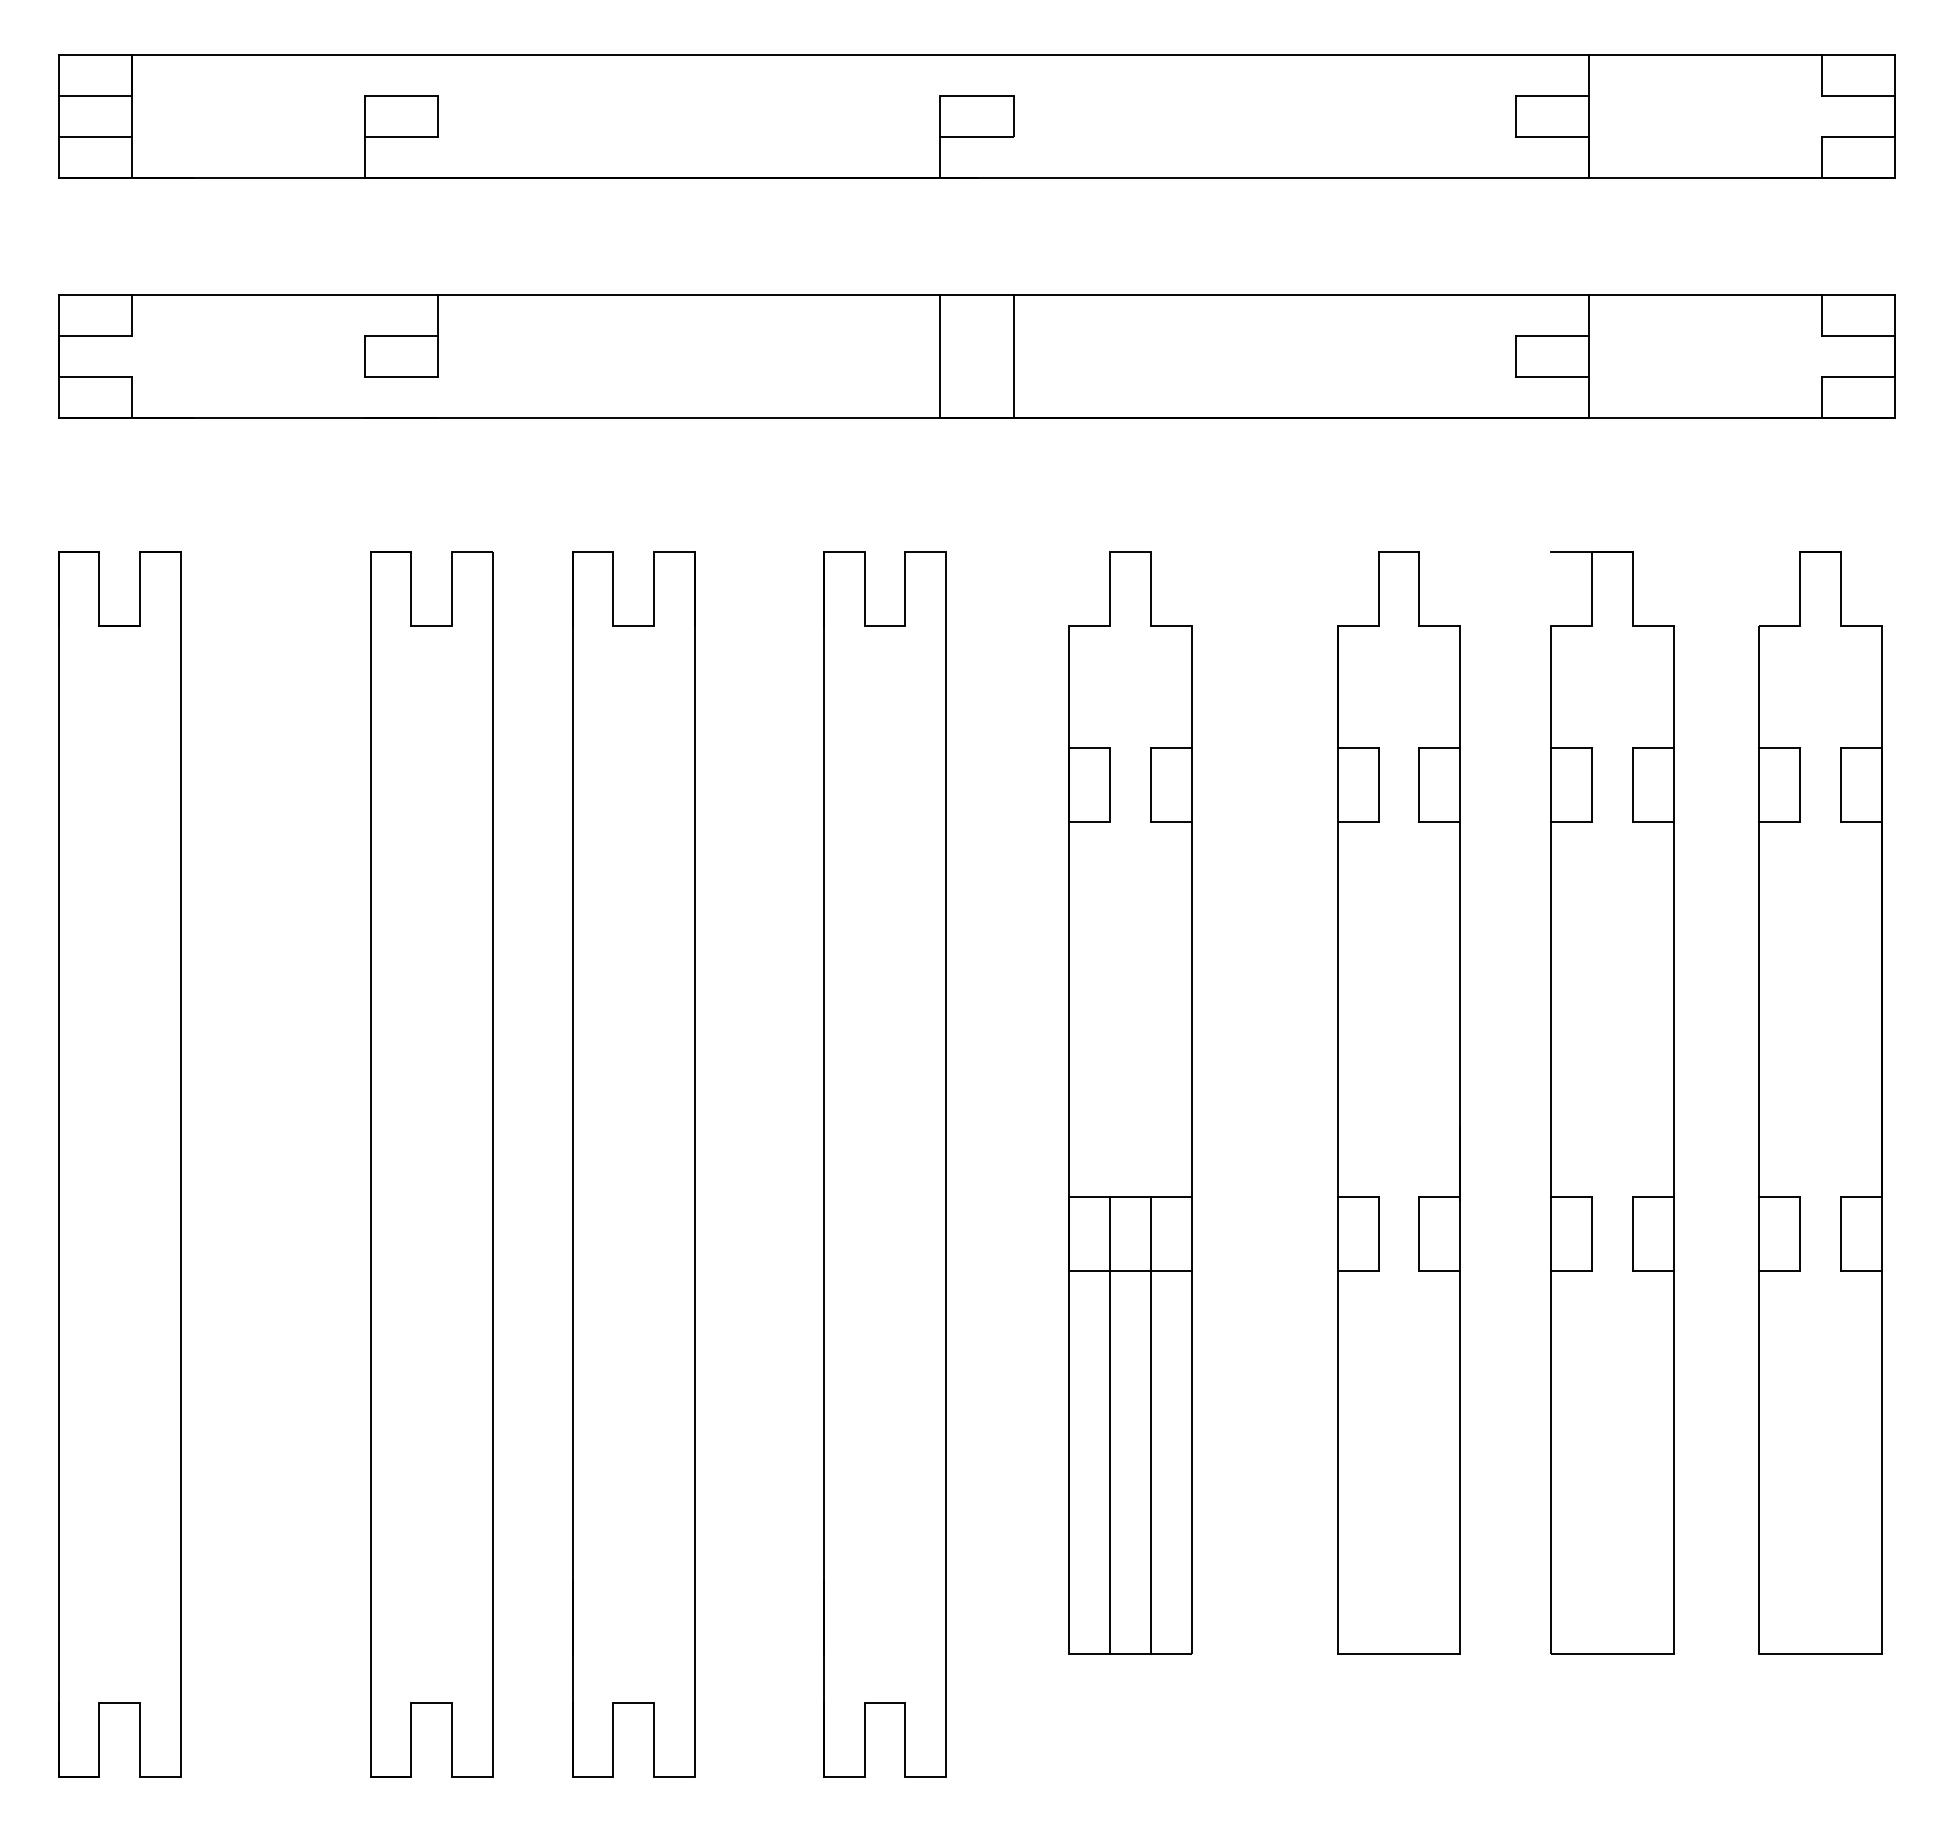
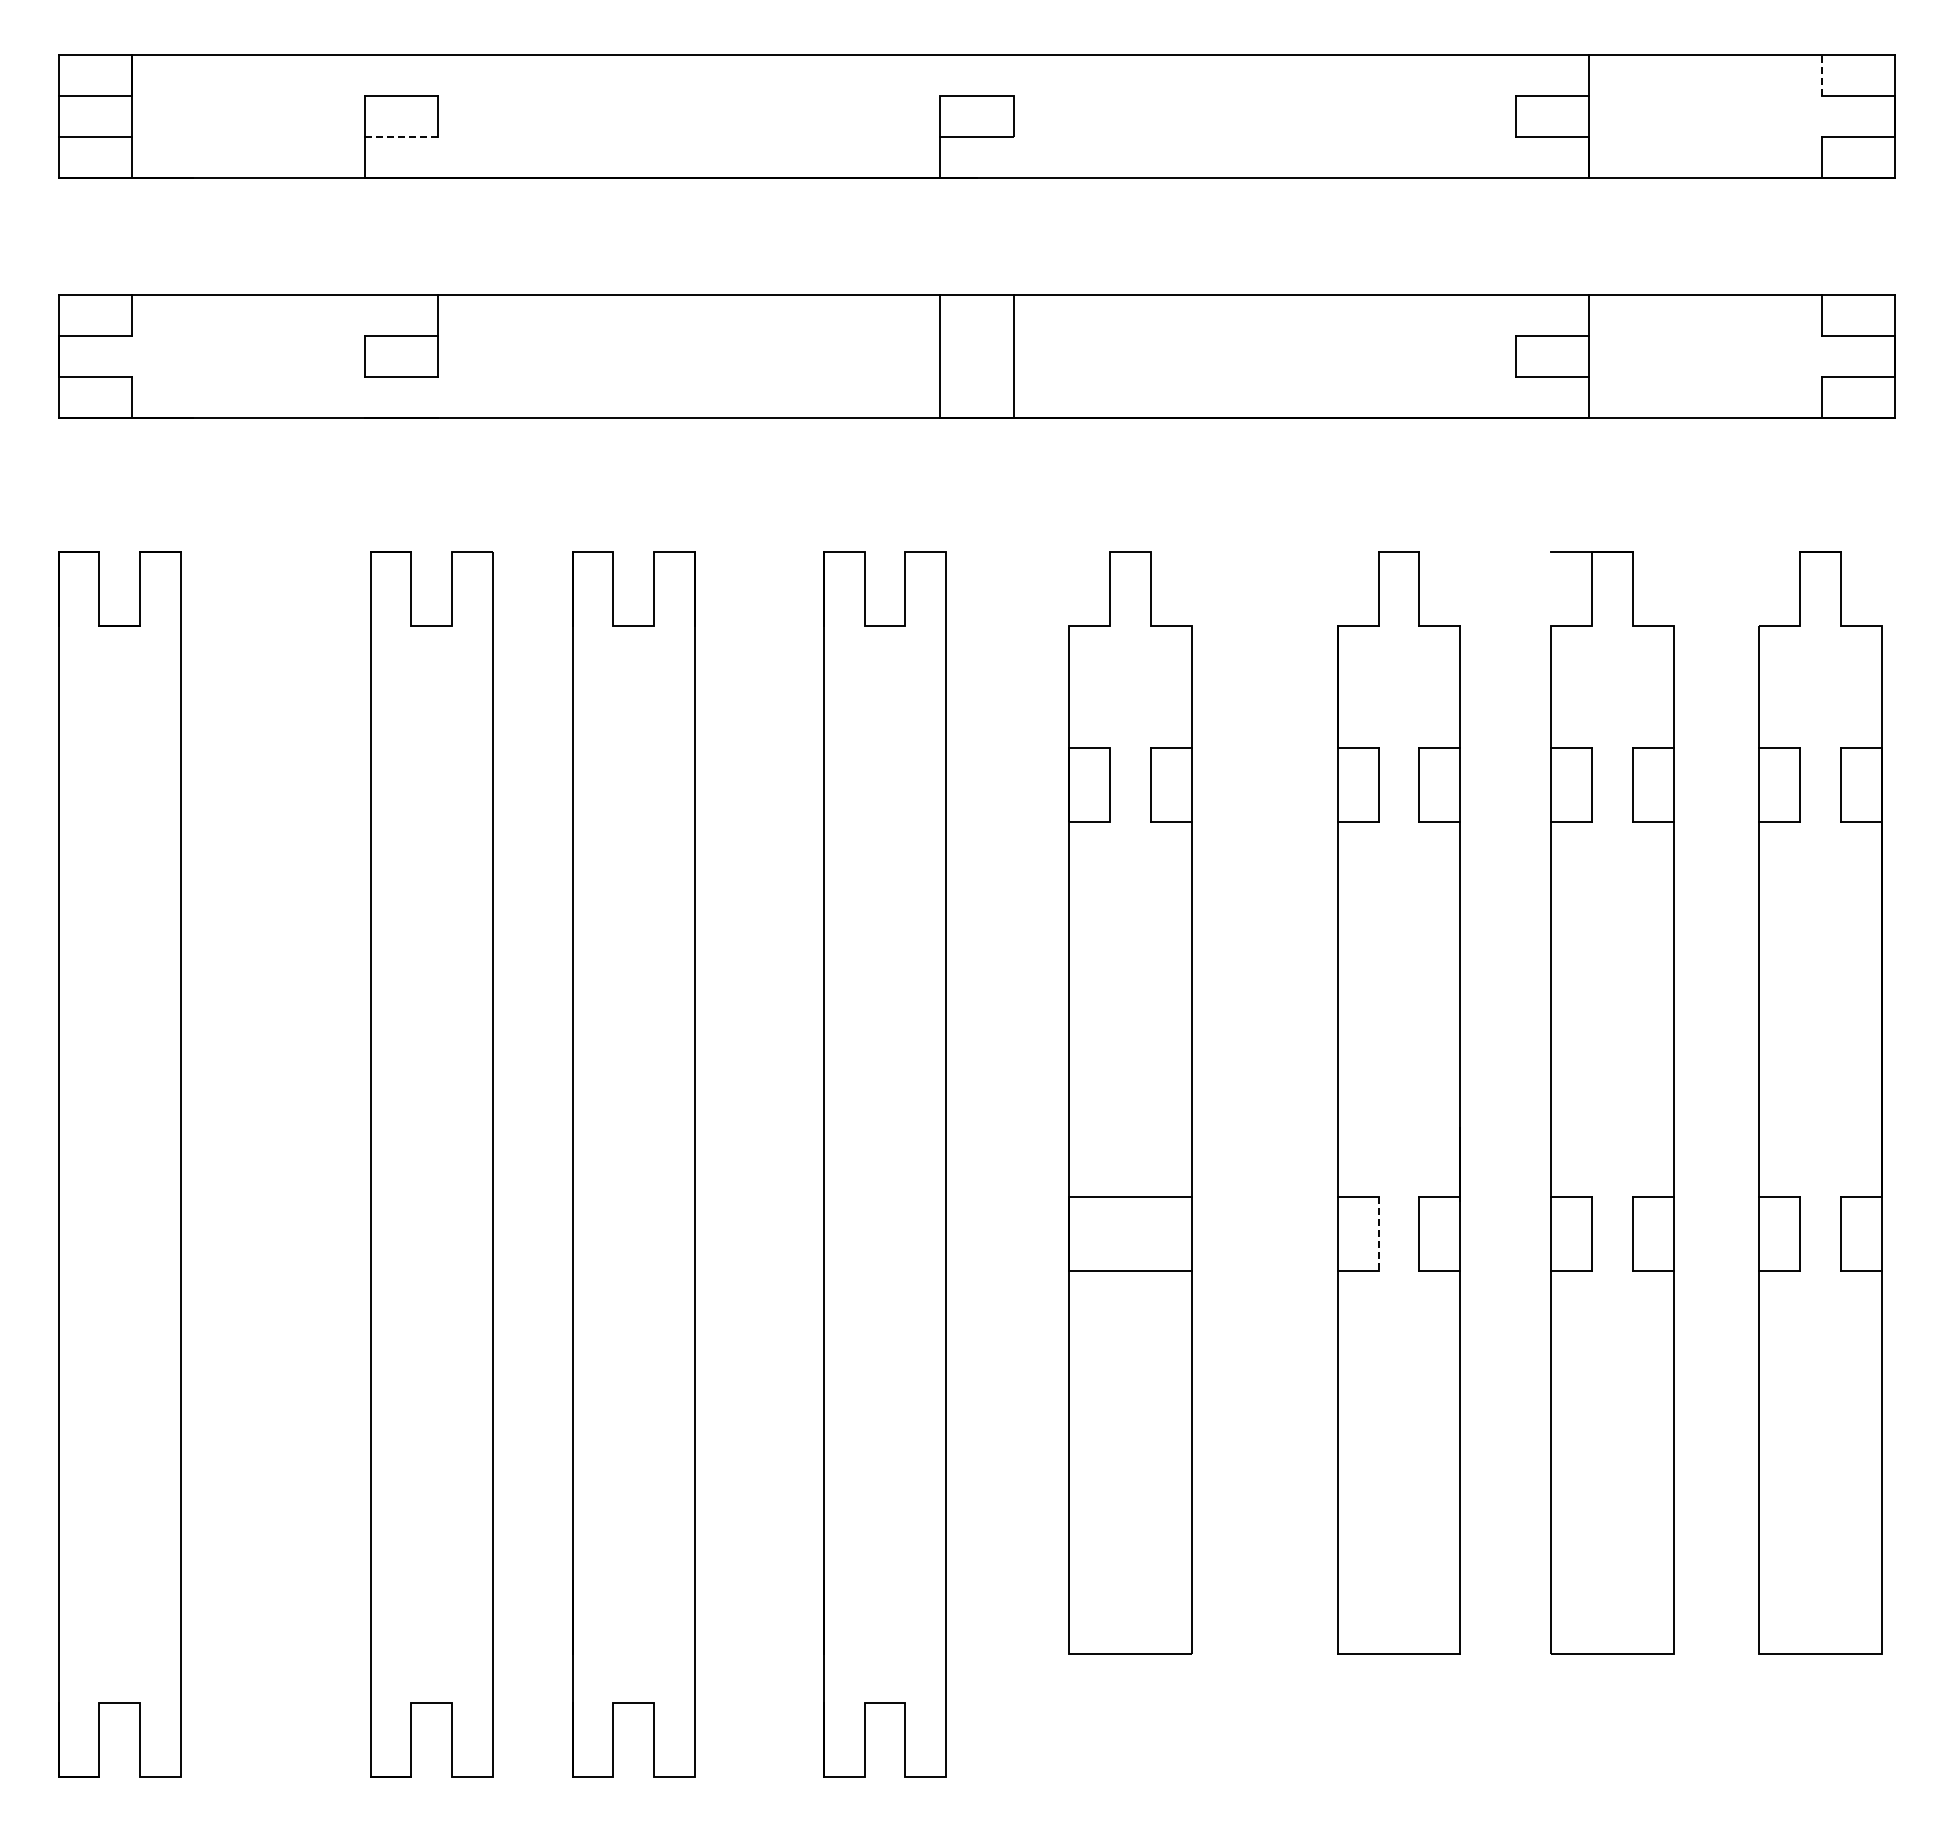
line: solid -> dashed (1821, 75)
line: solid -> dashed (401, 136)
line: solid -> dashed (1378, 1234)
line: present -> none (1110, 1425)
line: present -> none (1151, 1425)
